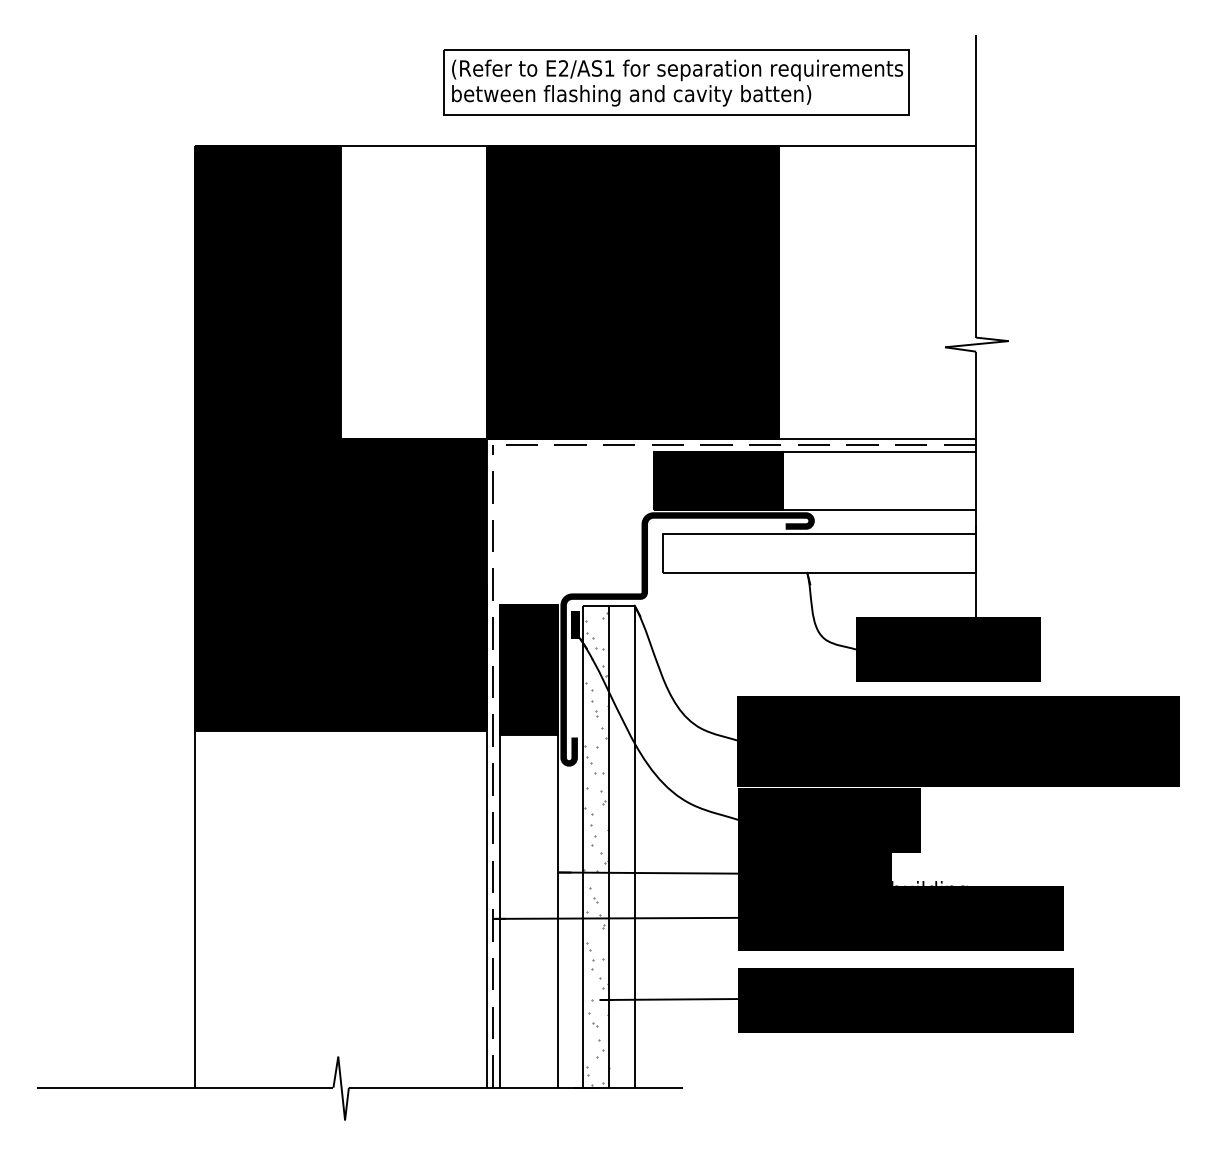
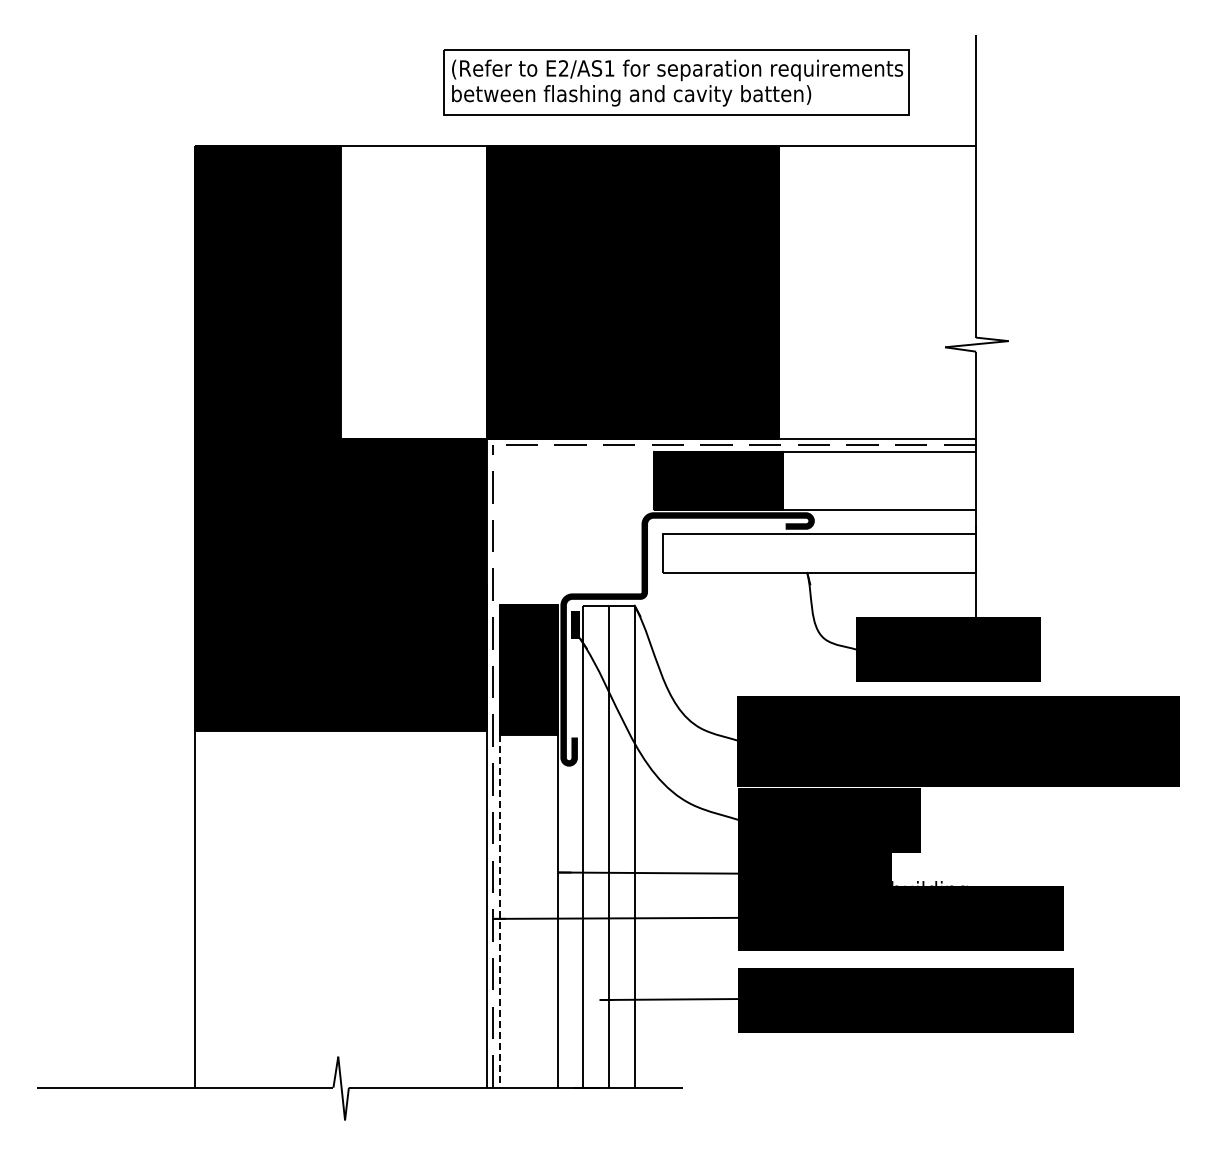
hatch: present -> none (596, 849)
line: solid -> dashed (499, 911)
